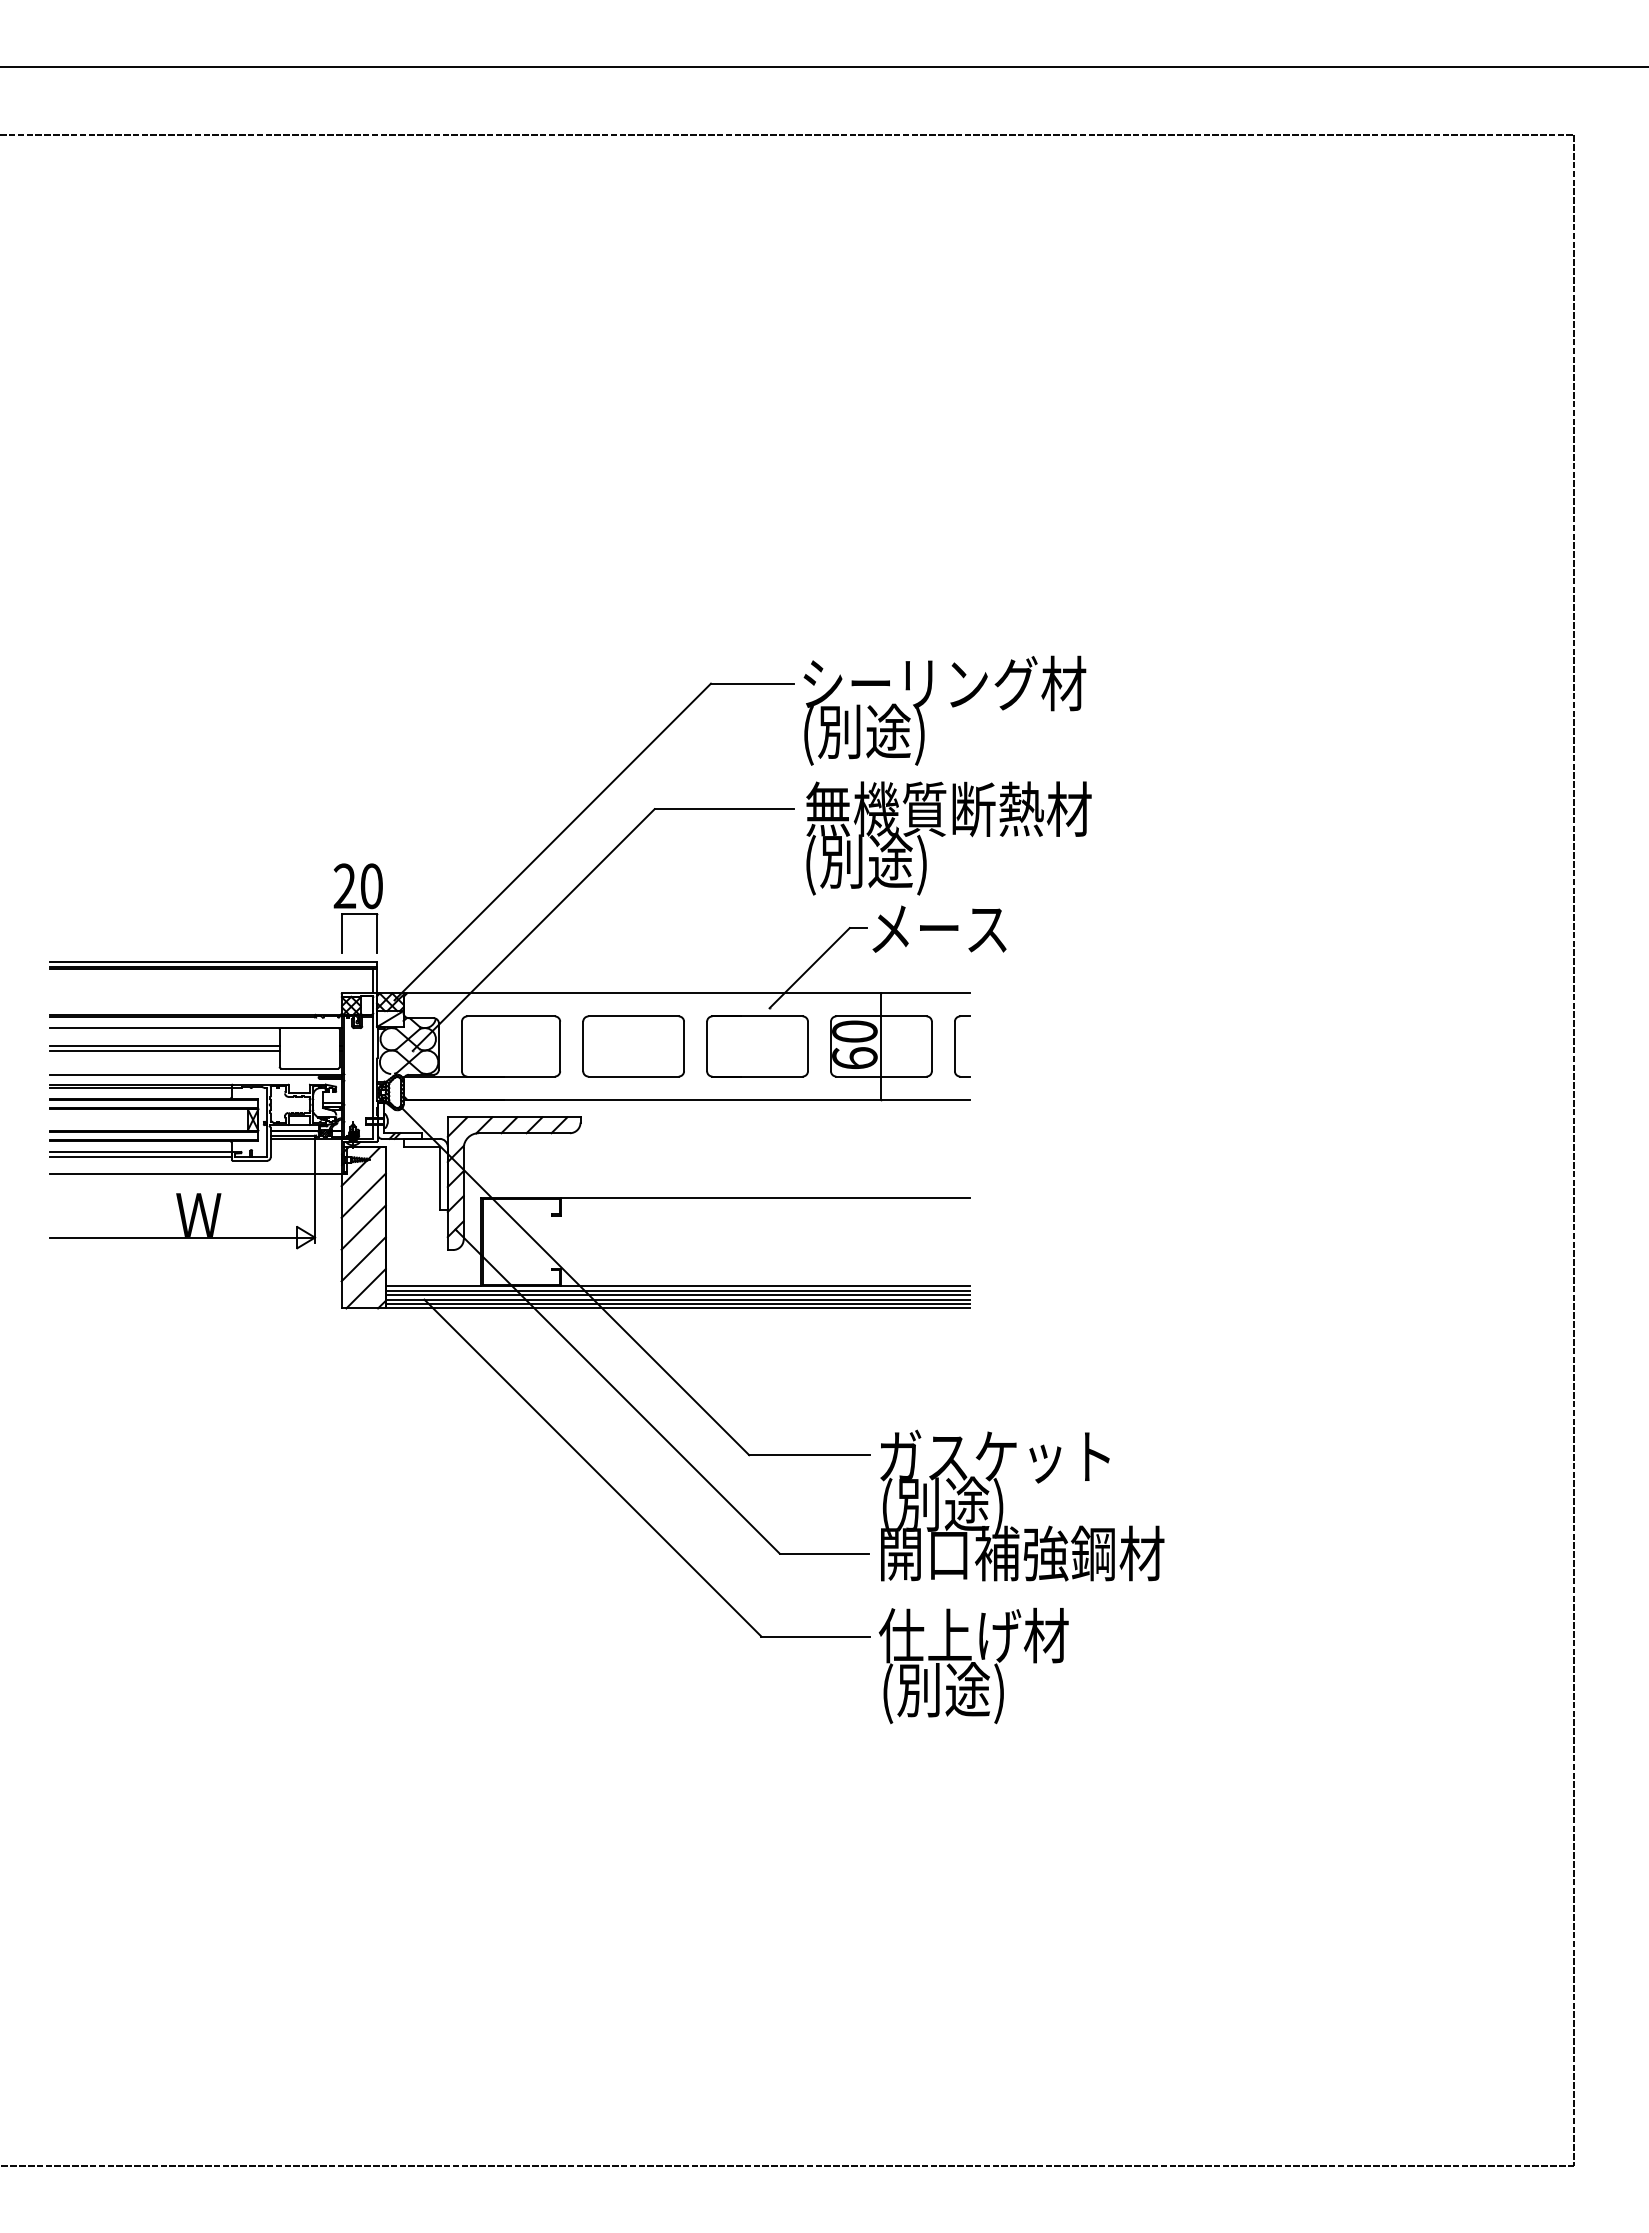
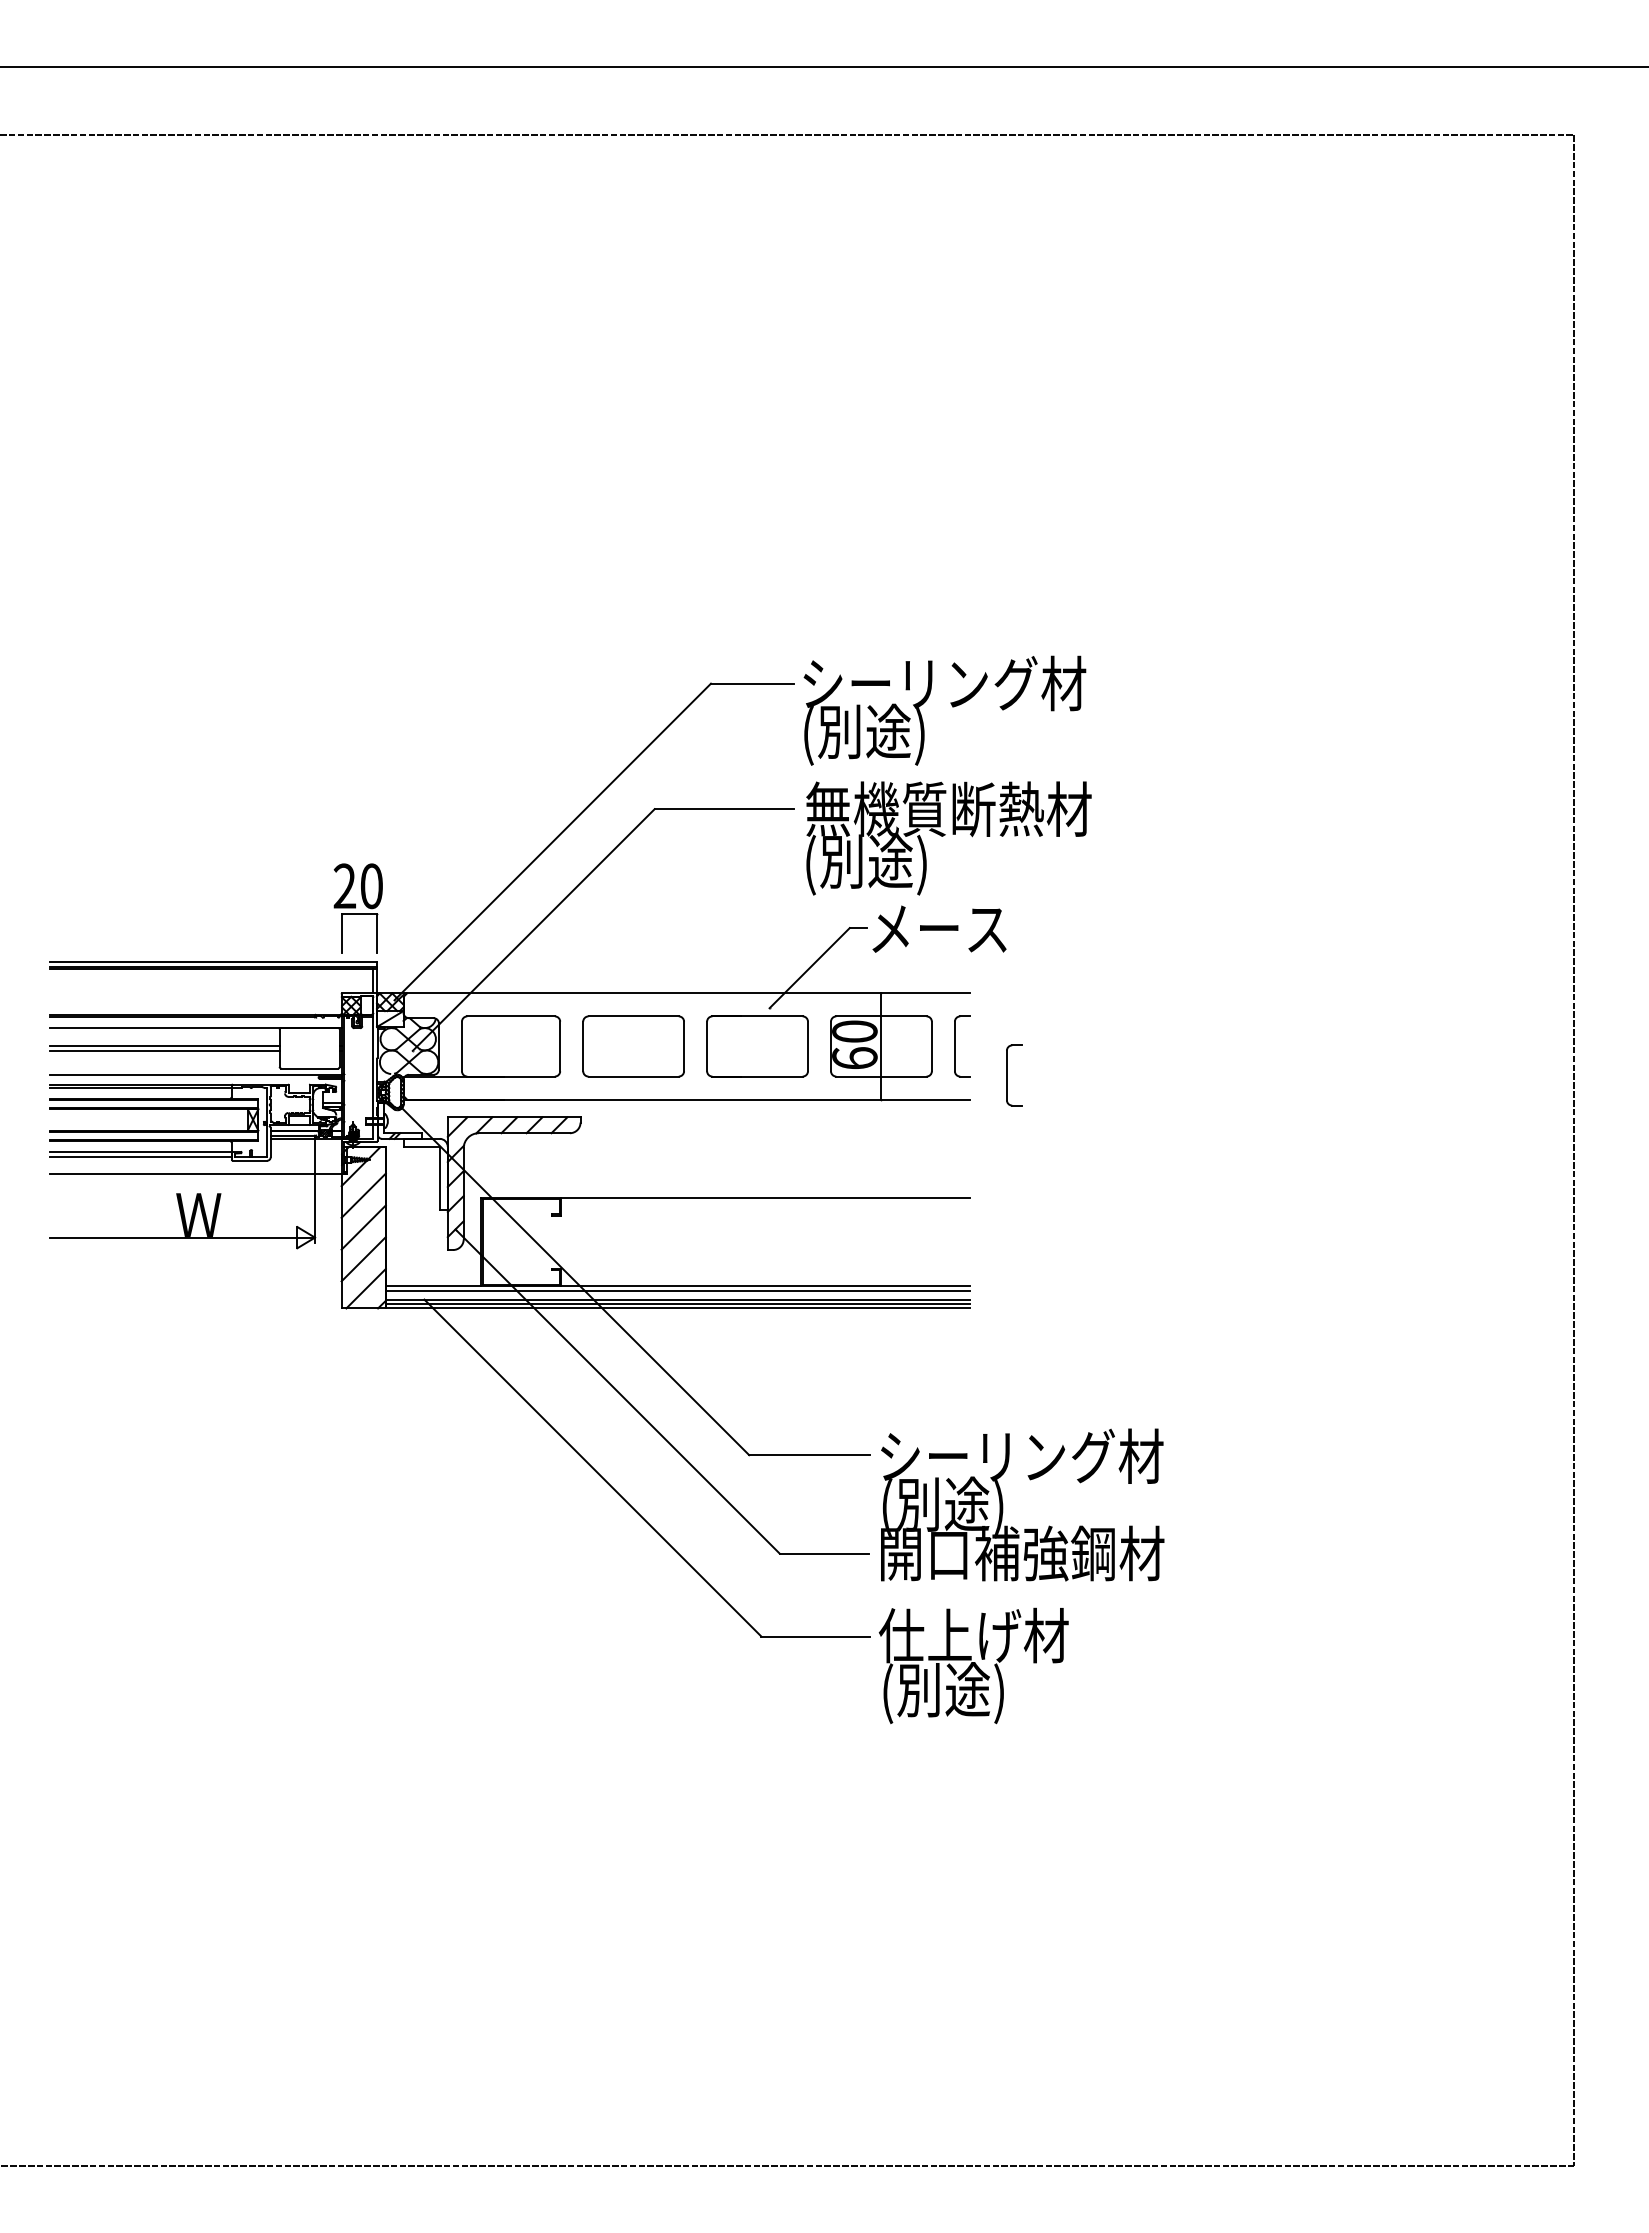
part: none -> present (1007, 1075)
line: present -> none (677, 1295)
text: ガスケット -> シーリング材 (1021, 1455)
